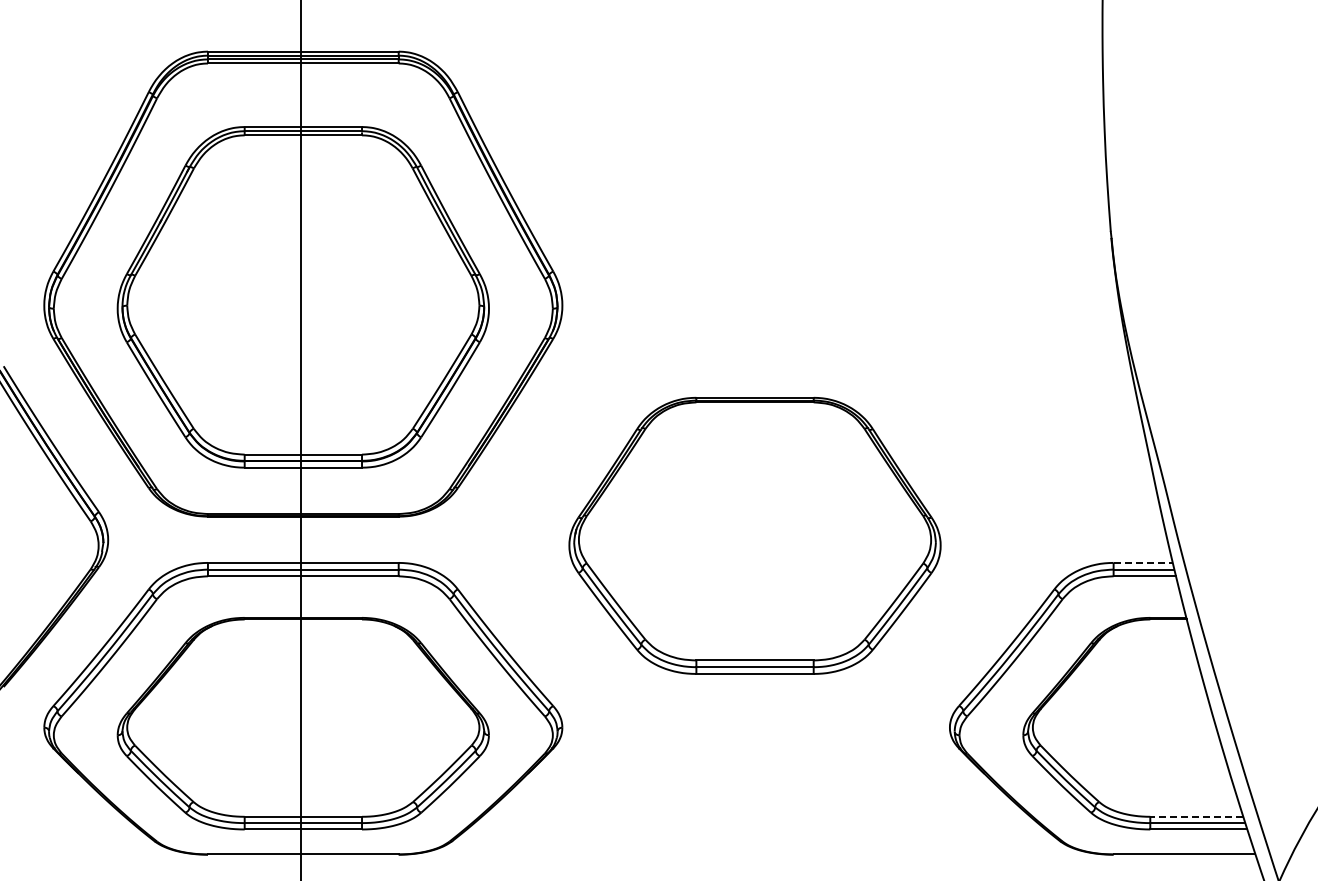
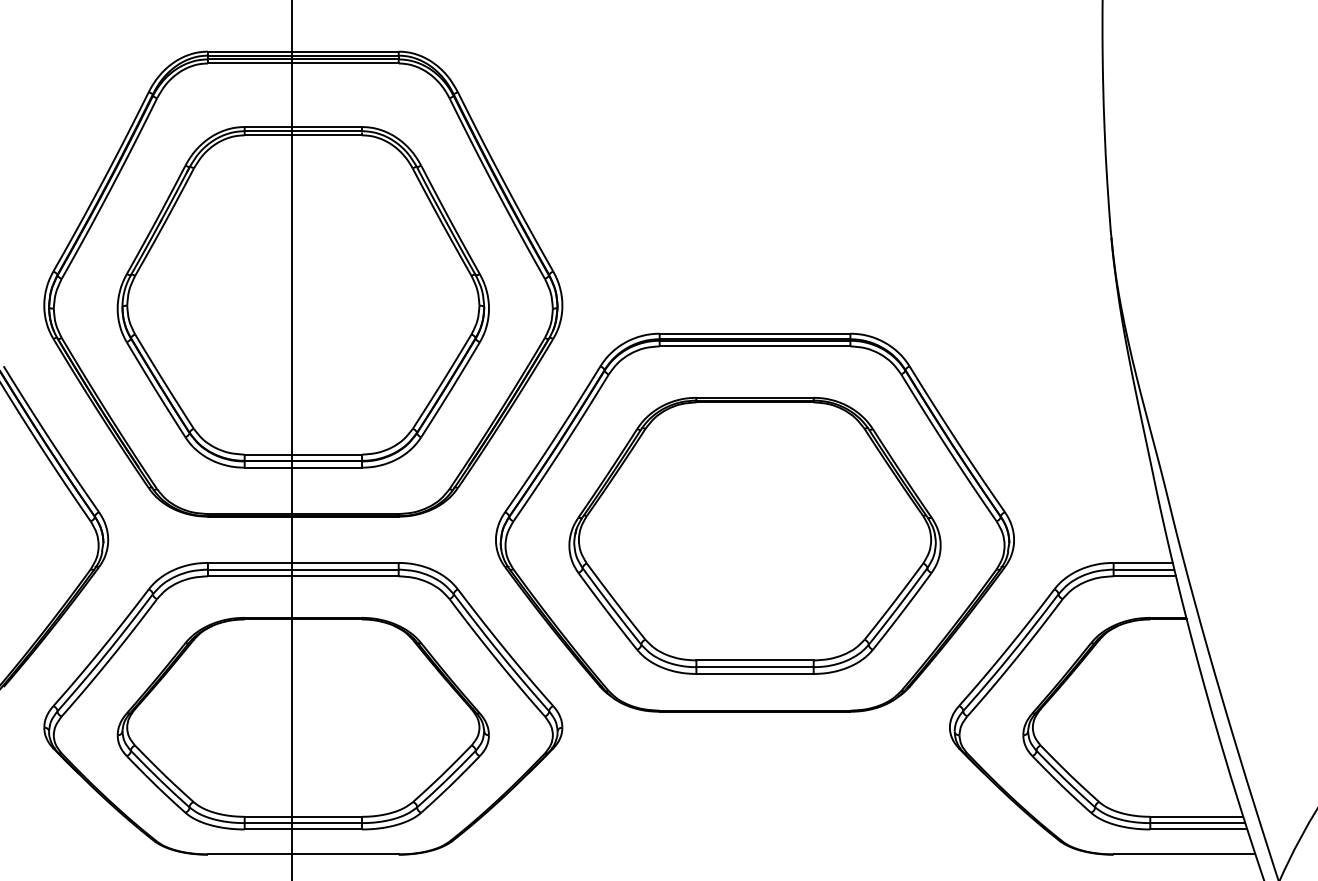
line position: (300, 439) -> (291, 439) (291, 439)
part: none -> present (754, 522)
line: dashed -> solid (1143, 562)
line: dashed -> solid (1196, 816)
